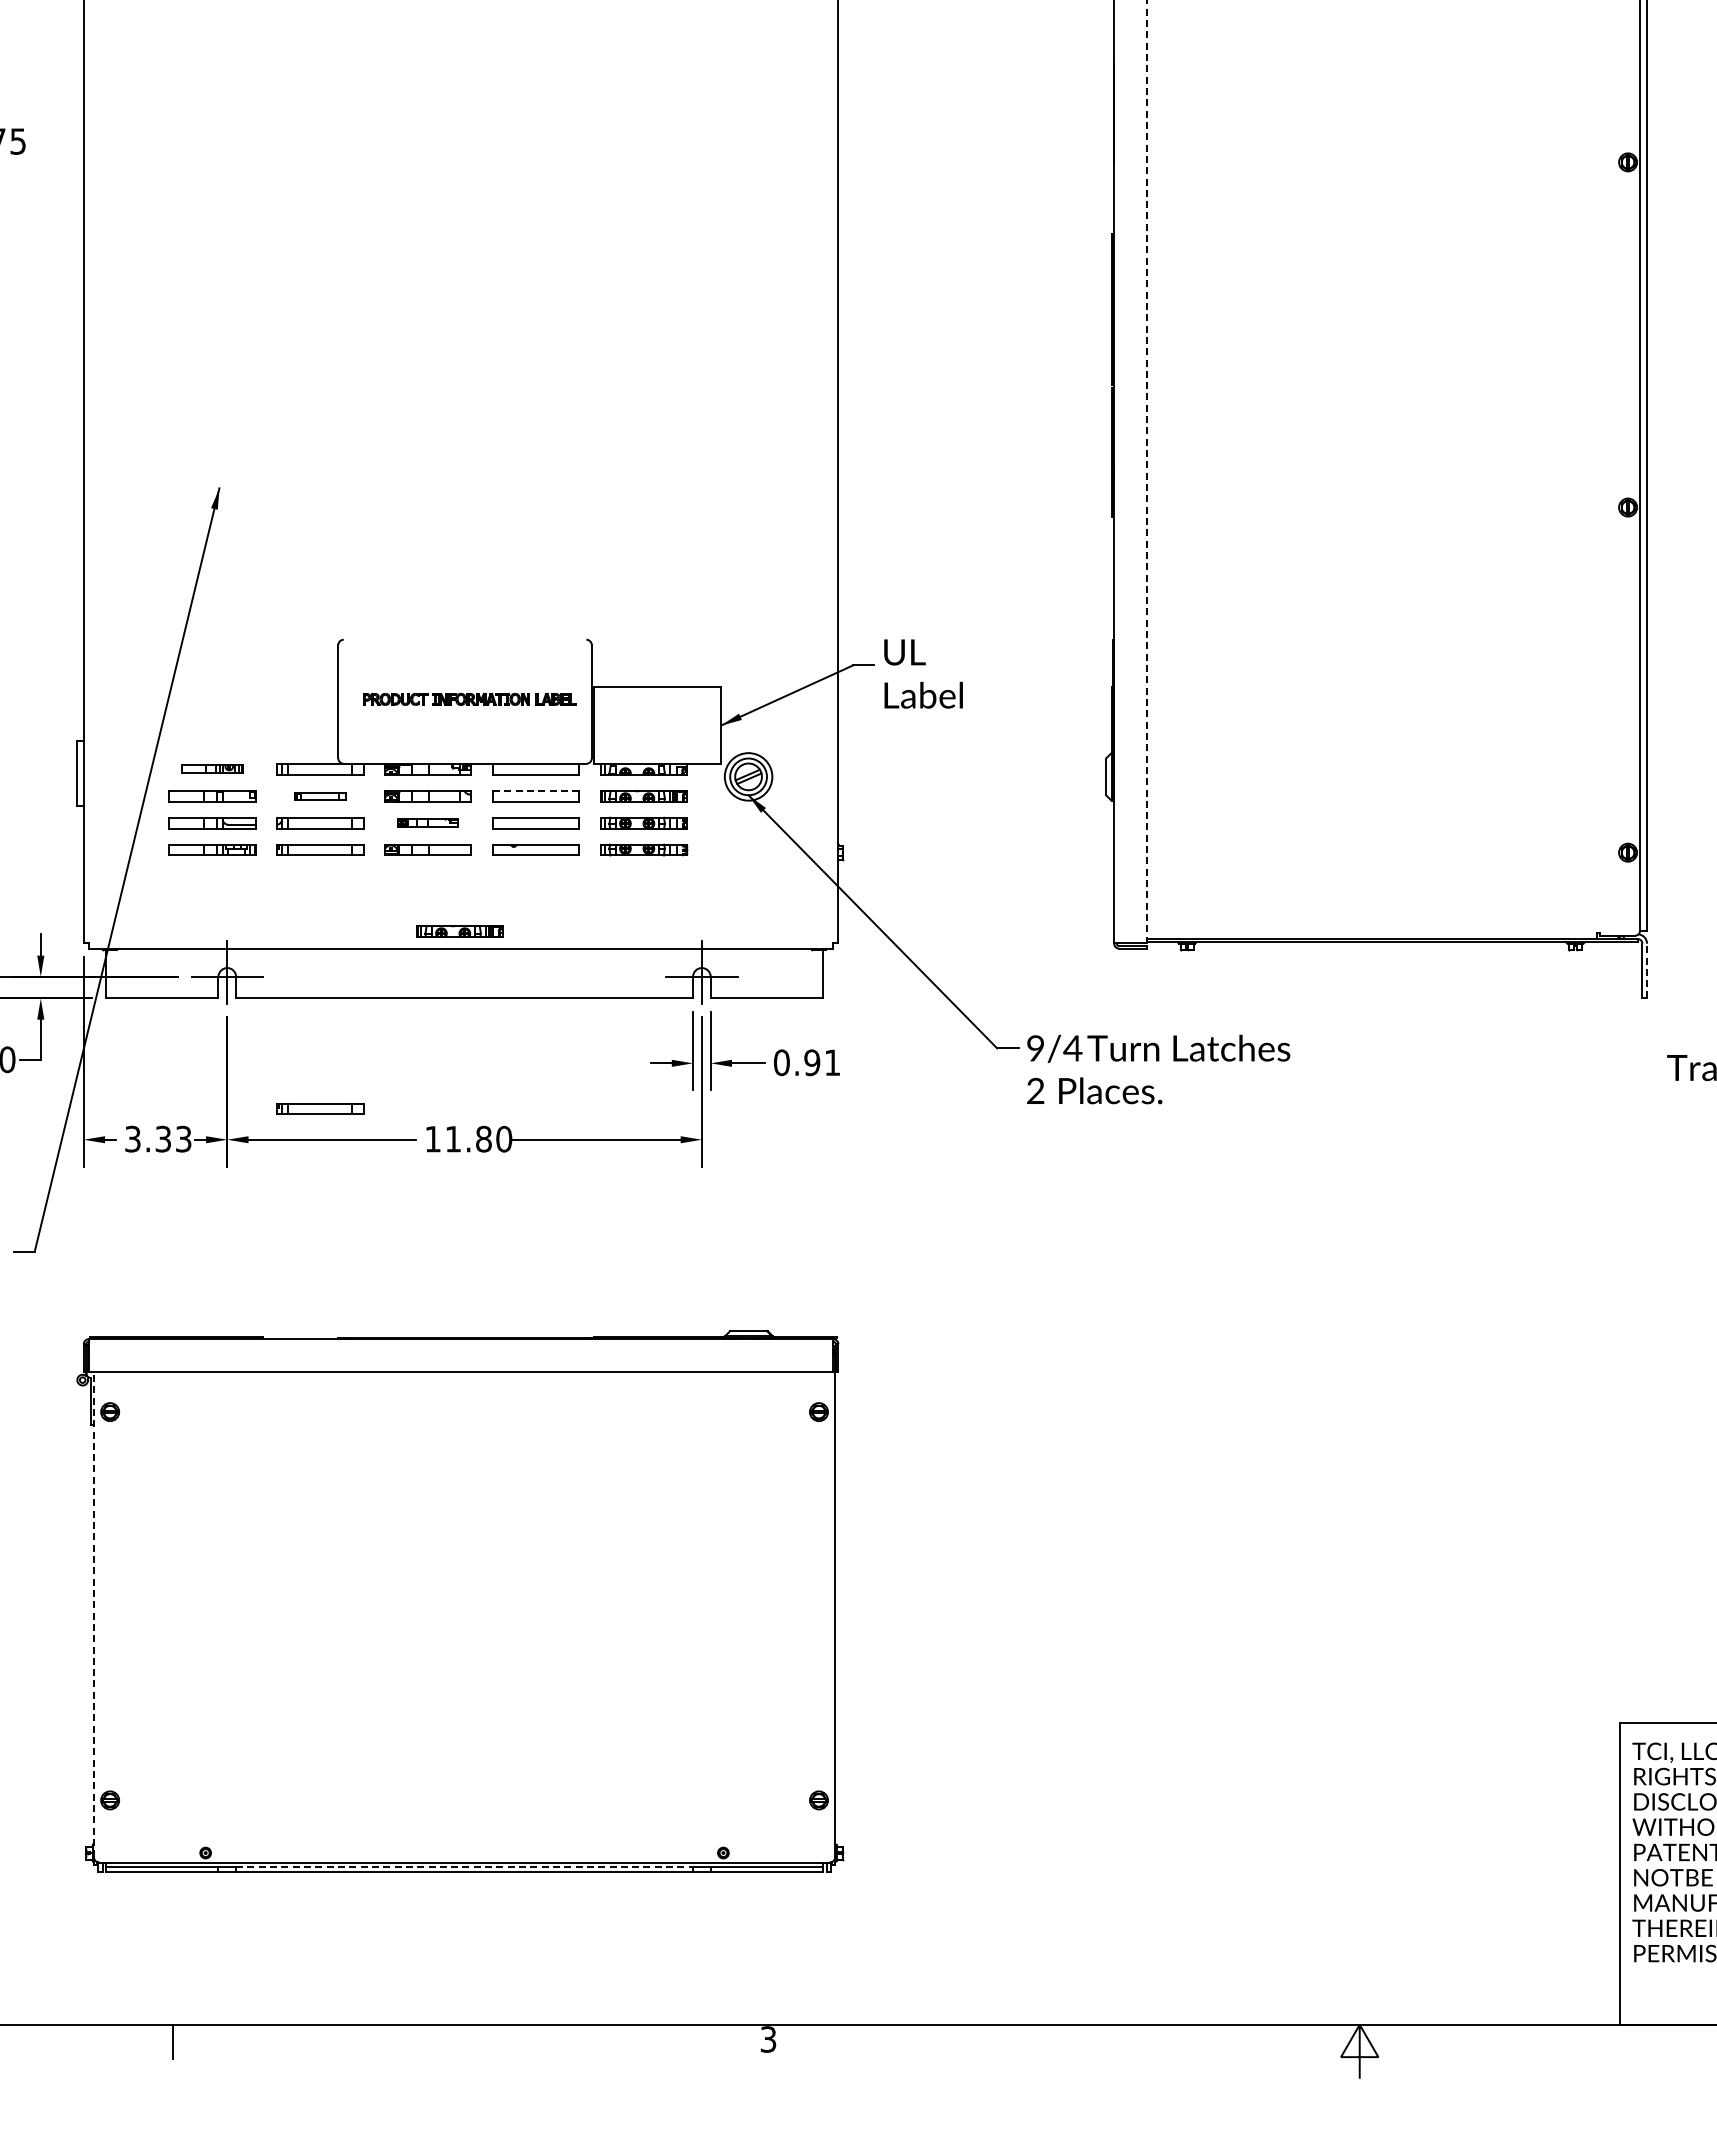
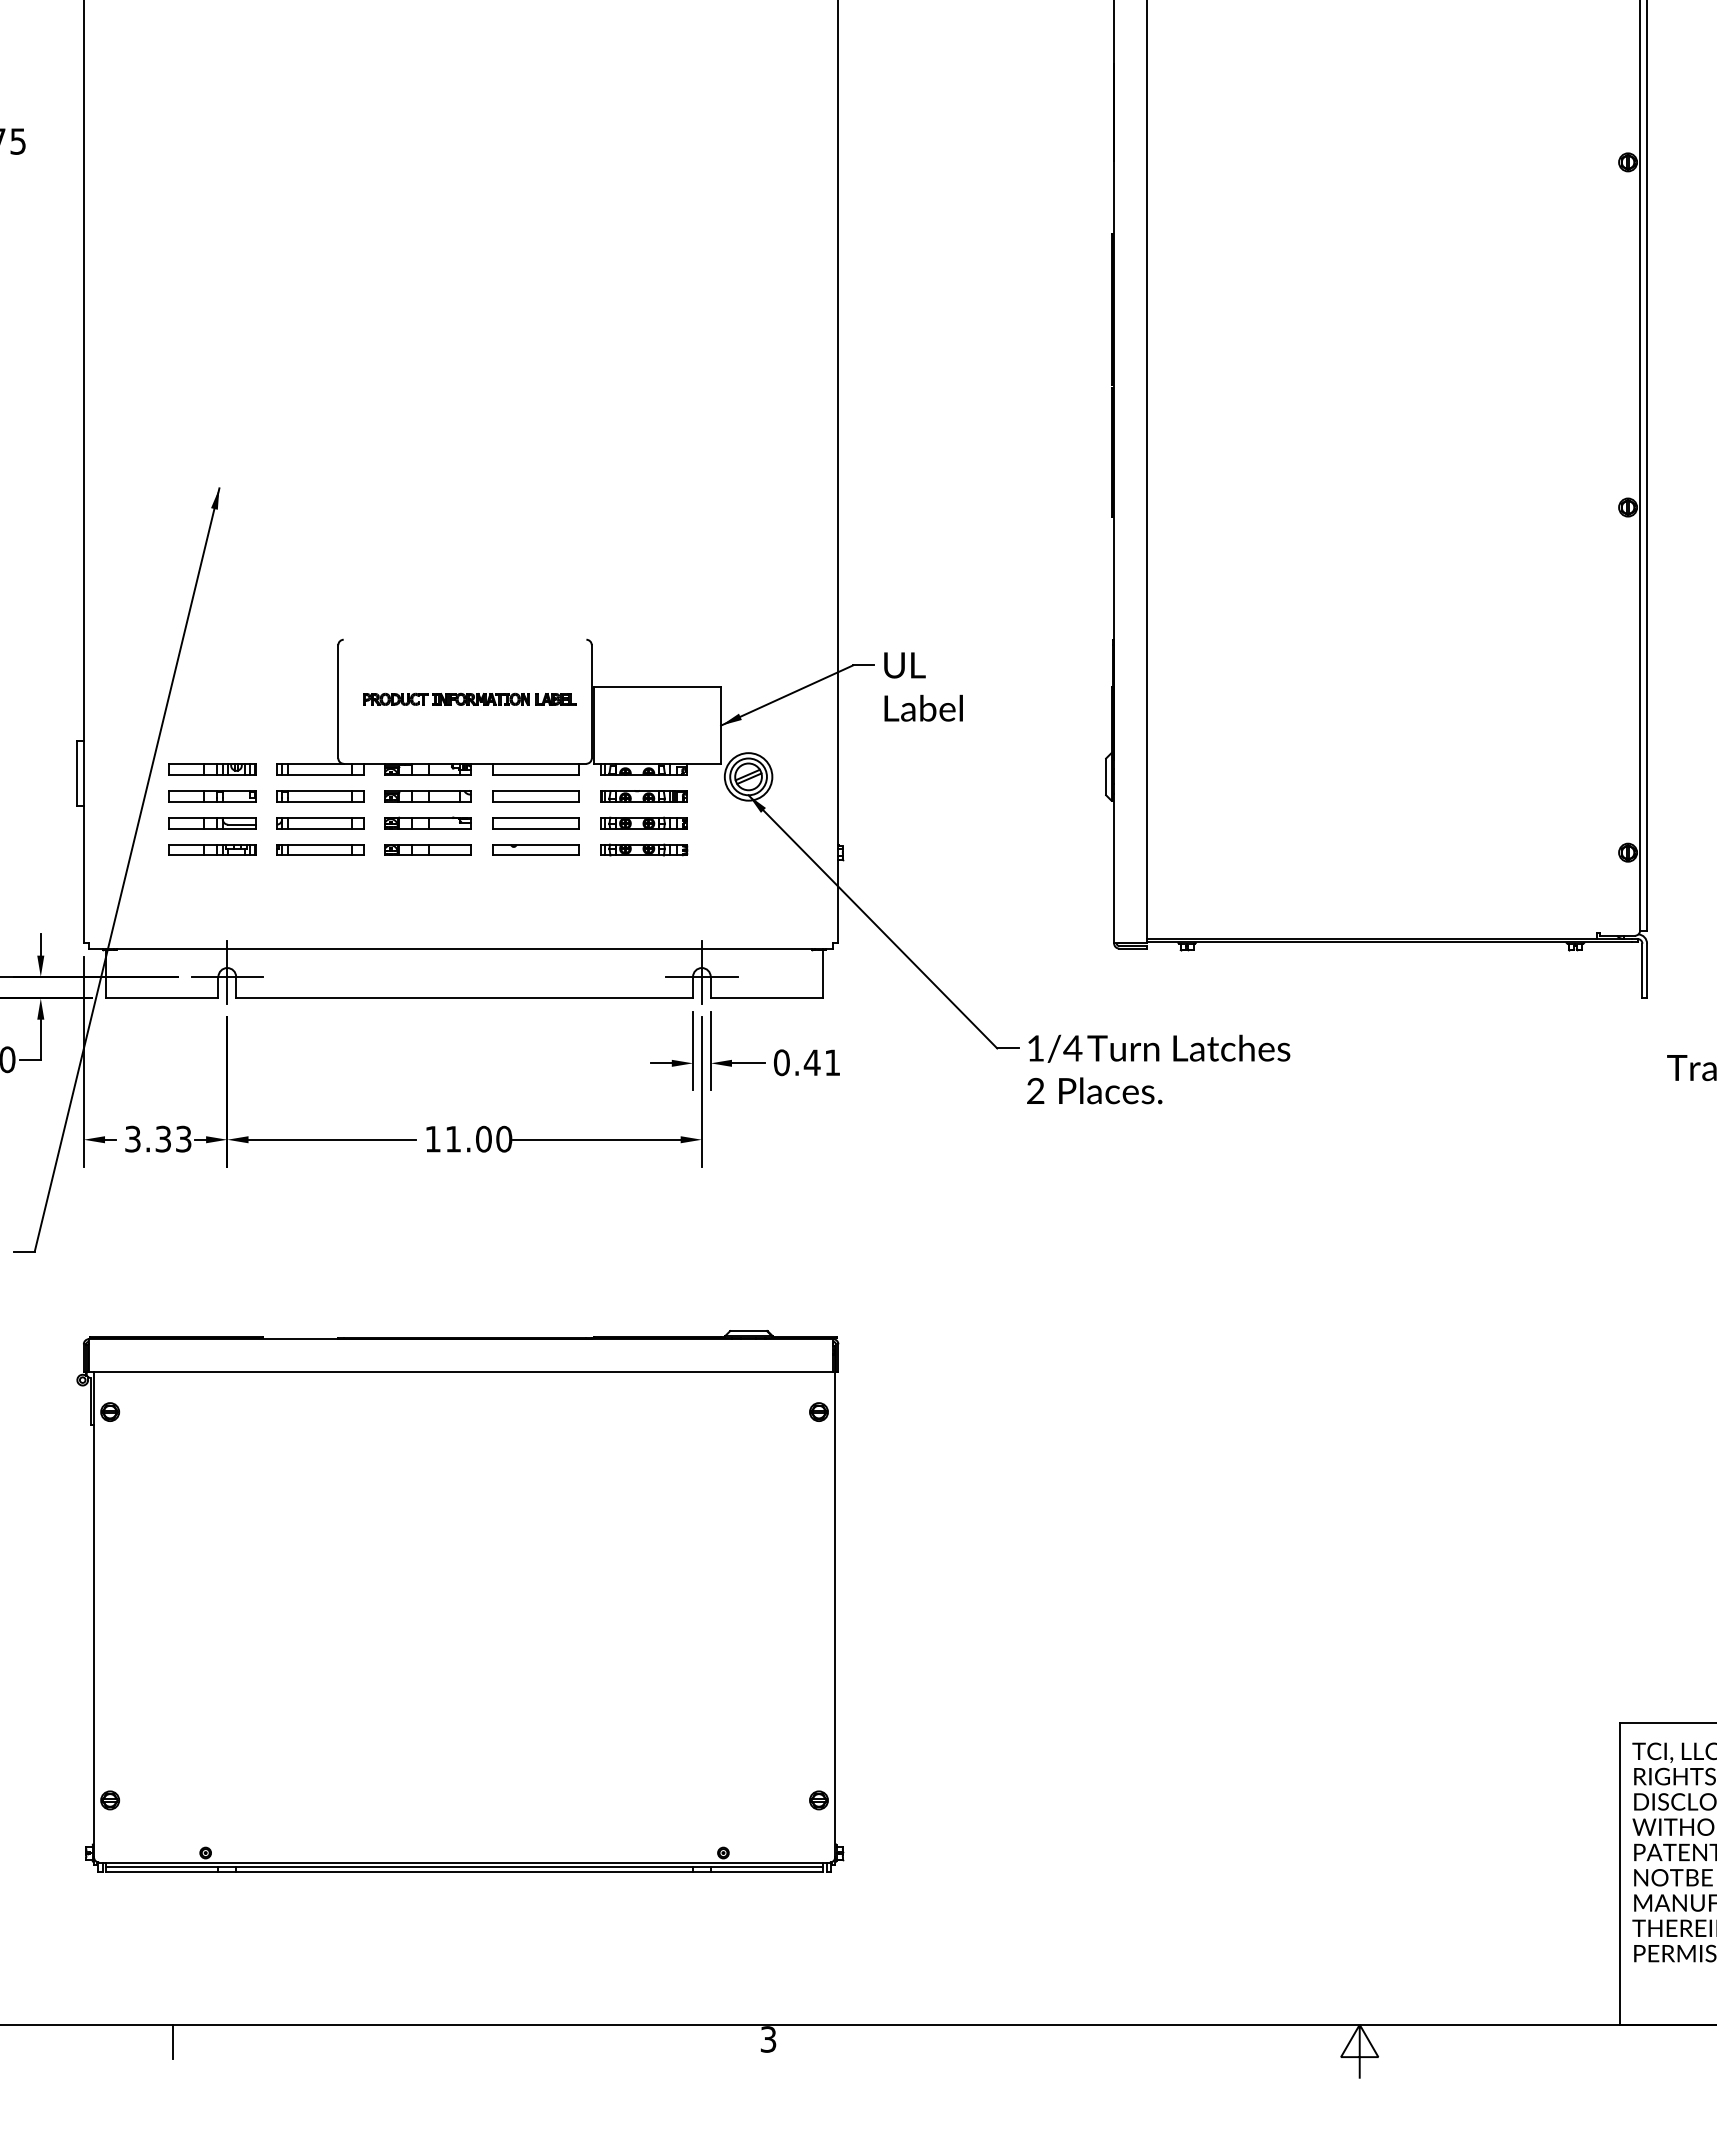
line: dashed -> solid (1146, 472)
text position: (923, 673) -> (923, 686) (923, 686)
part size: 63x10 px -> 89x13 px (212, 769)
line: dashed -> solid (536, 790)
part size: 53x9 px -> 89x13 px (320, 796)
part size: 62x10 px -> 88x14 px (427, 822)
part: present -> none (459, 931)
line: dashed -> solid (1647, 970)
text: 9/4 -> 1/4 (1035, 1048)
text: 0.91 -> 0.41 (811, 1062)
part: present -> none (320, 1108)
text: 11.80 -> 11.00 (483, 1139)
line: dashed -> solid (94, 1614)
line: dashed -> solid (465, 1867)
